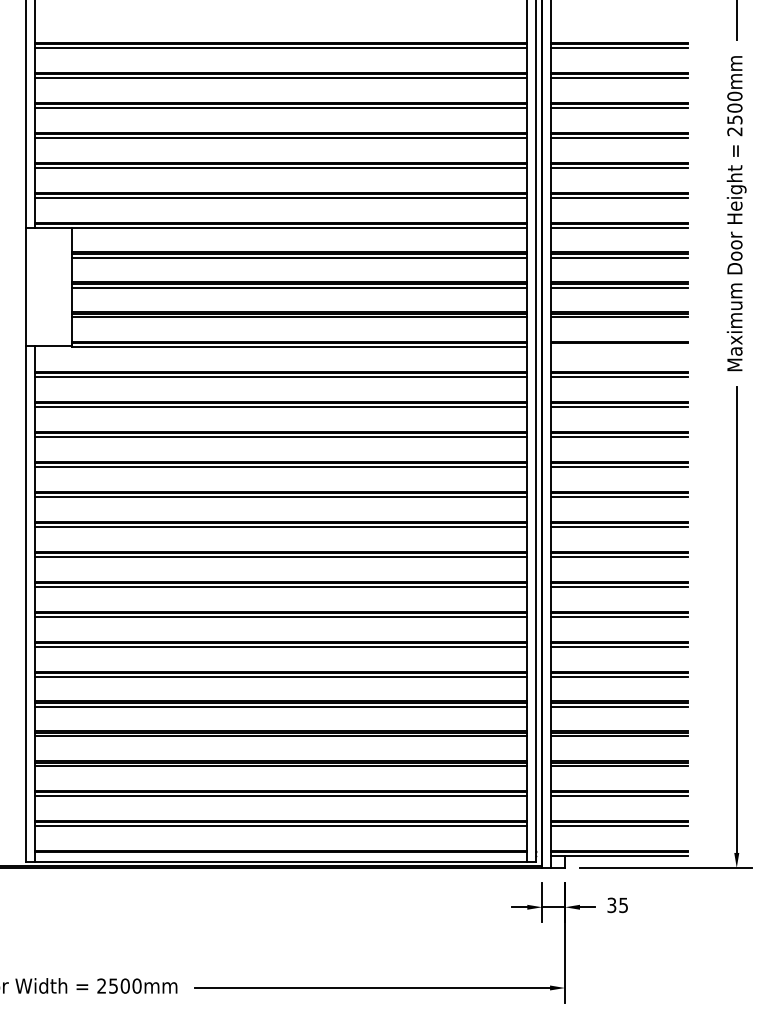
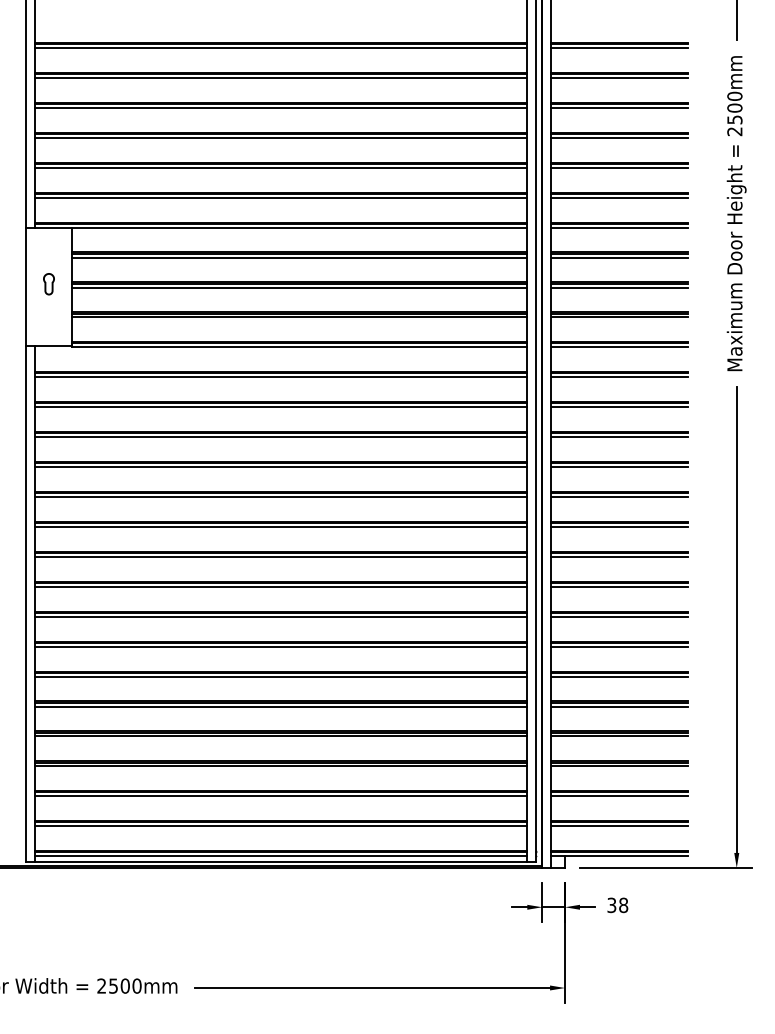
part: none -> present (48, 284)
line: none -> present (619, 347)
line: none -> present (281, 856)
text: 35 -> 38 (623, 905)
